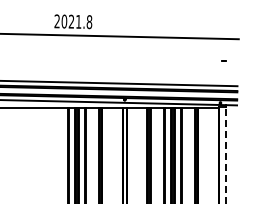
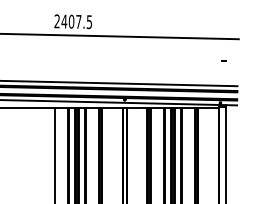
text: 2021.8 -> 2407.5 (76, 21)
line: none -> present (54, 153)
line: dashed -> solid (225, 154)
